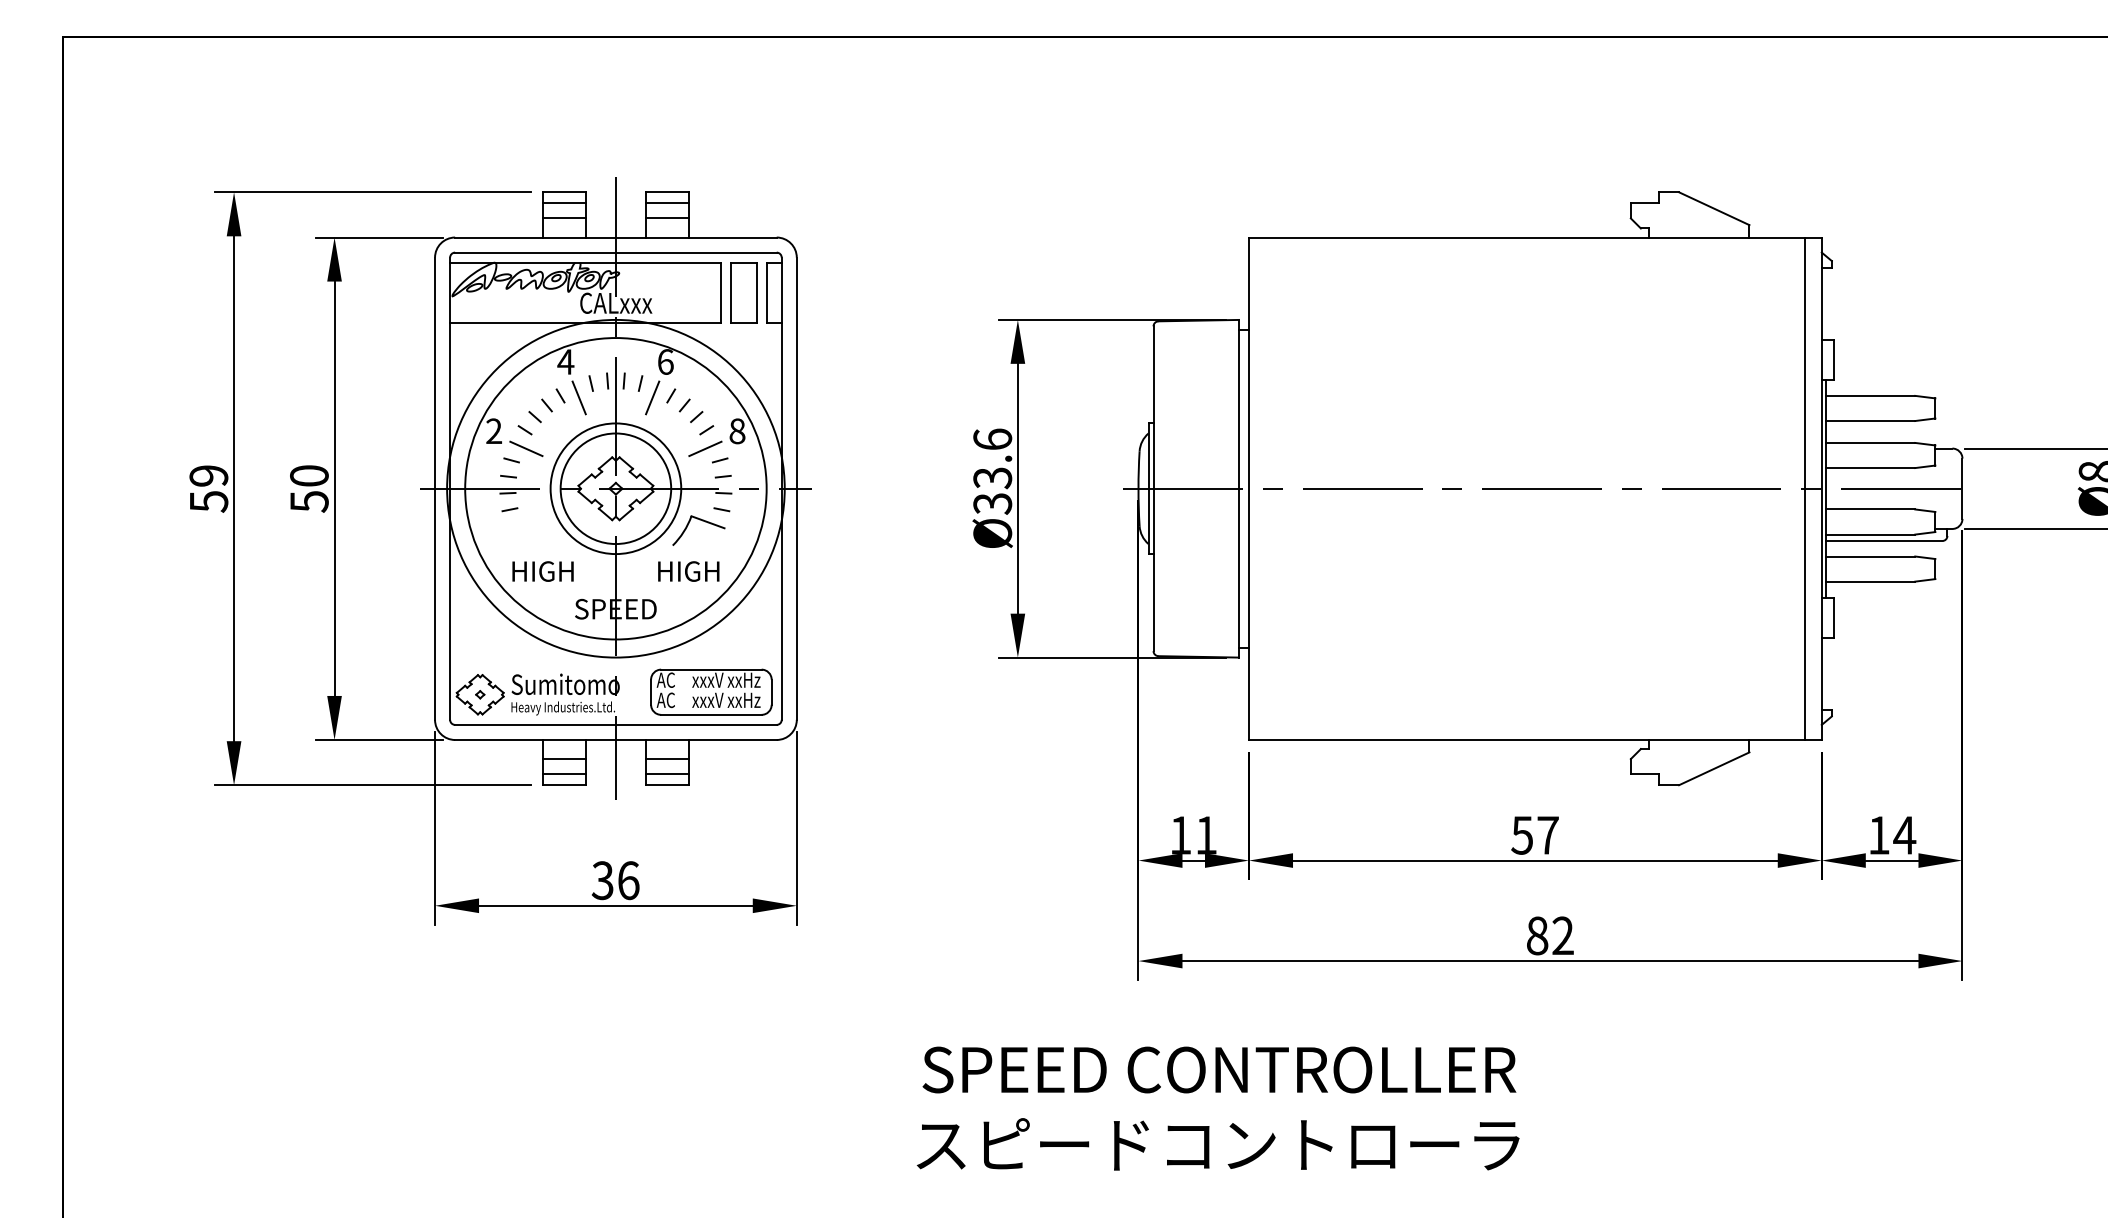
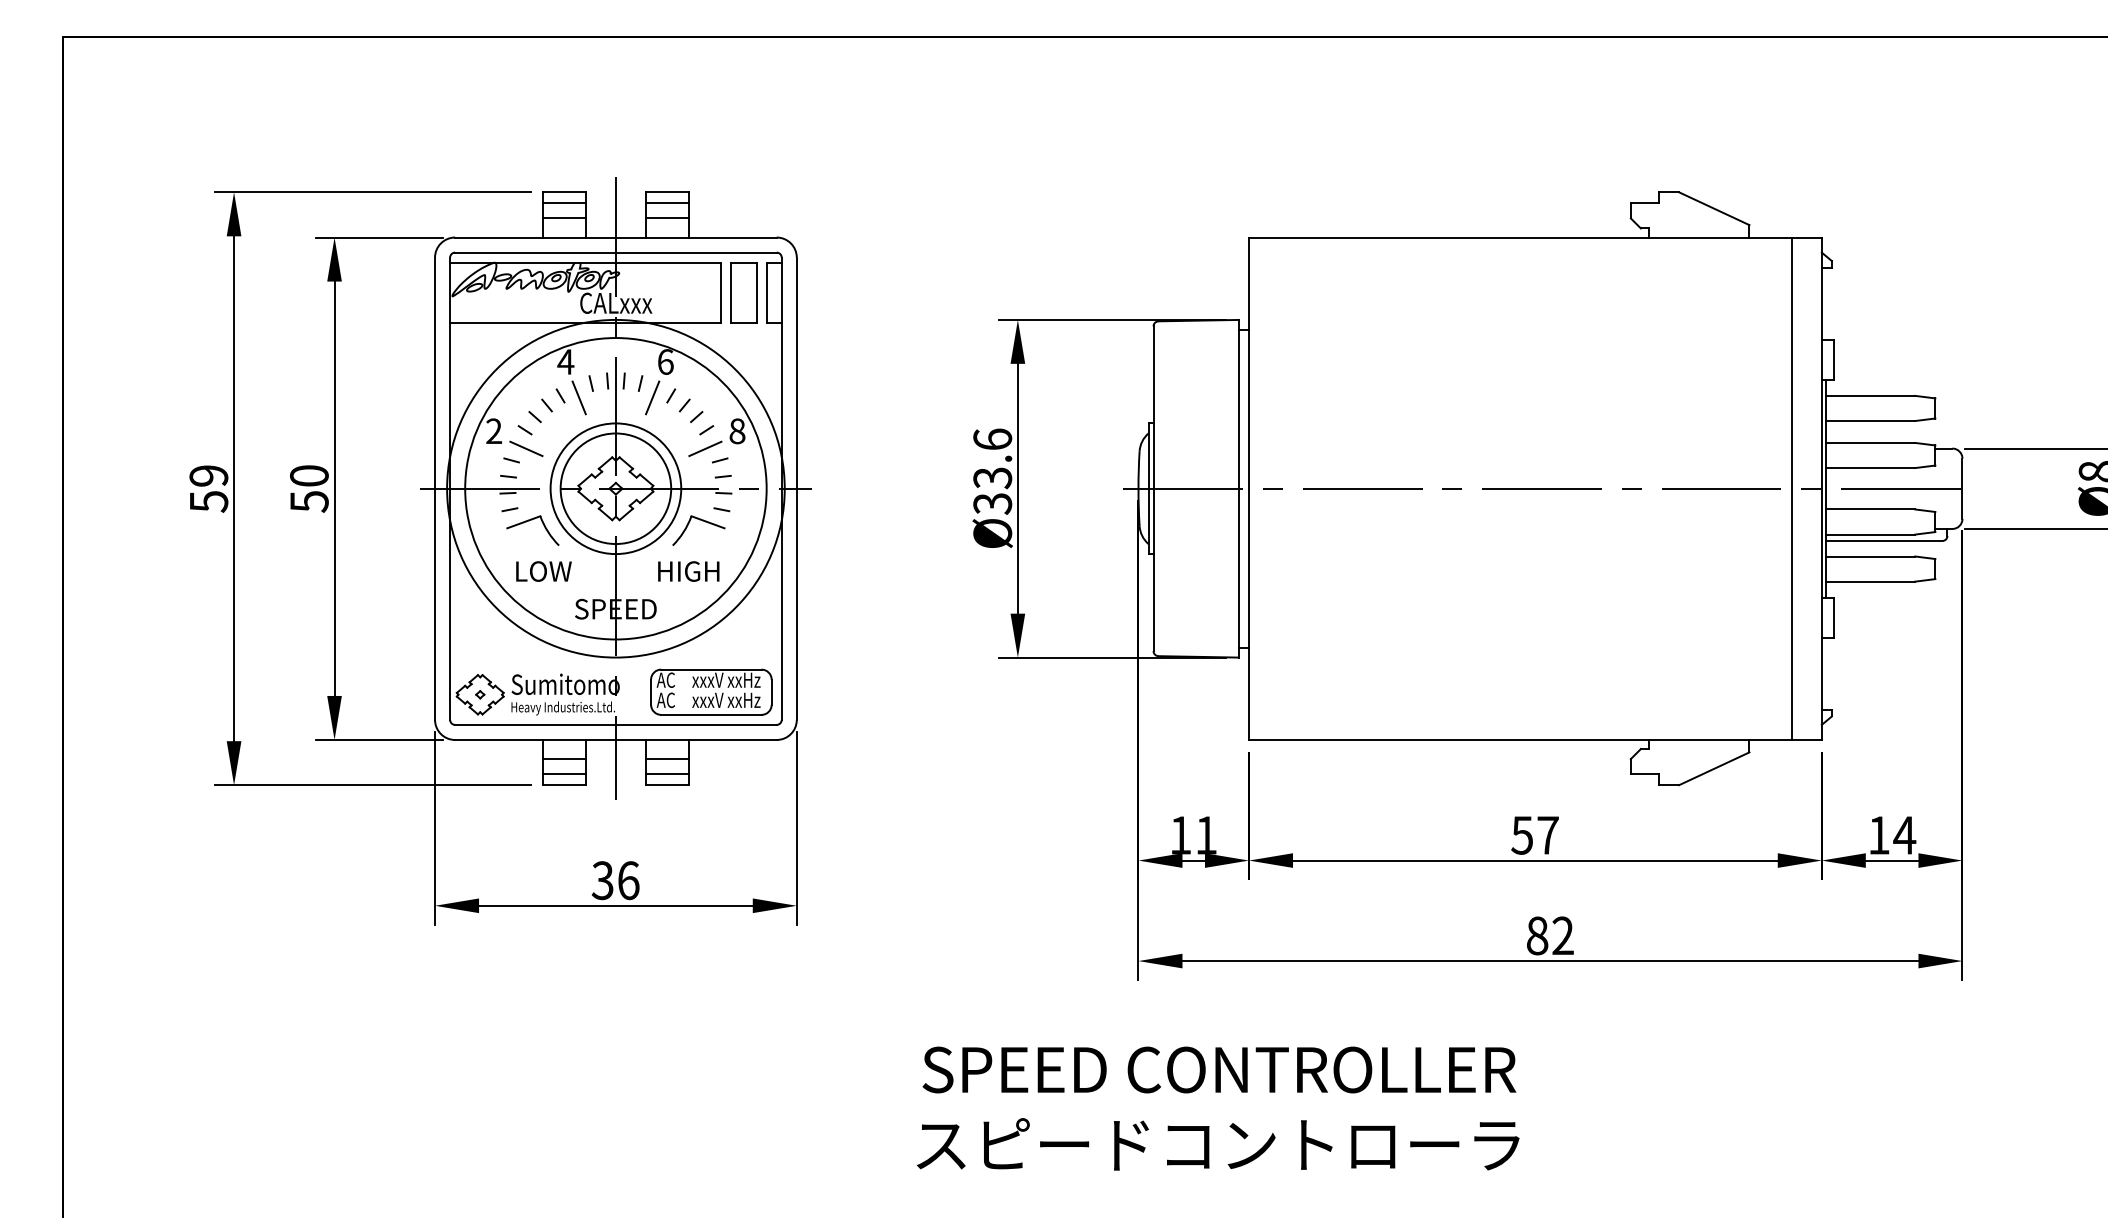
line position: (1804, 488) -> (1791, 488) (1791, 488)
part: none -> present (529, 521)
text: HIGH -> LOW (542, 571)
